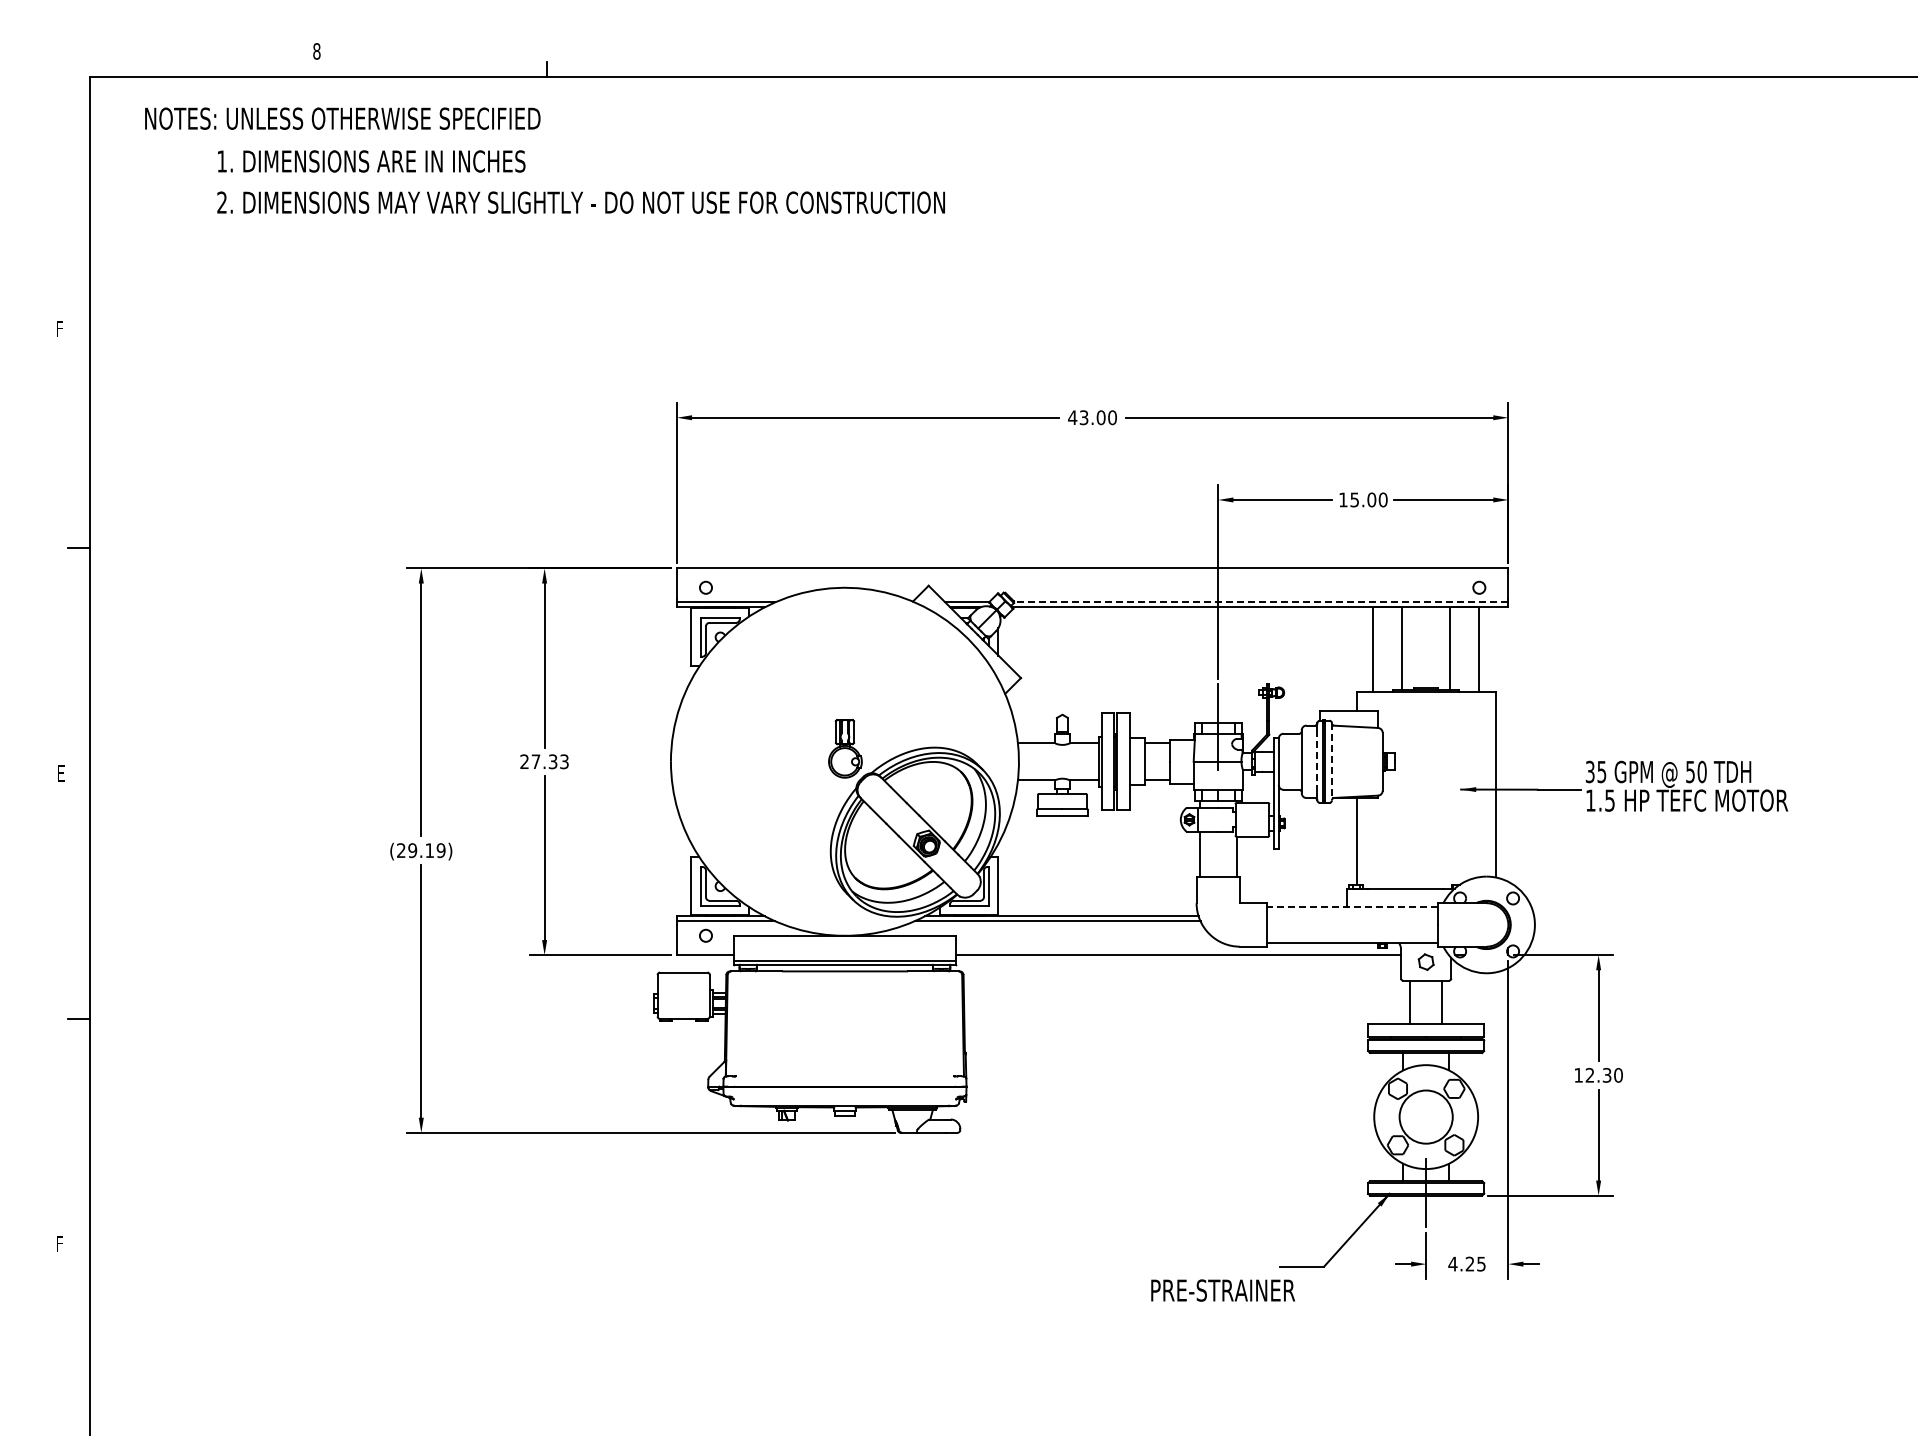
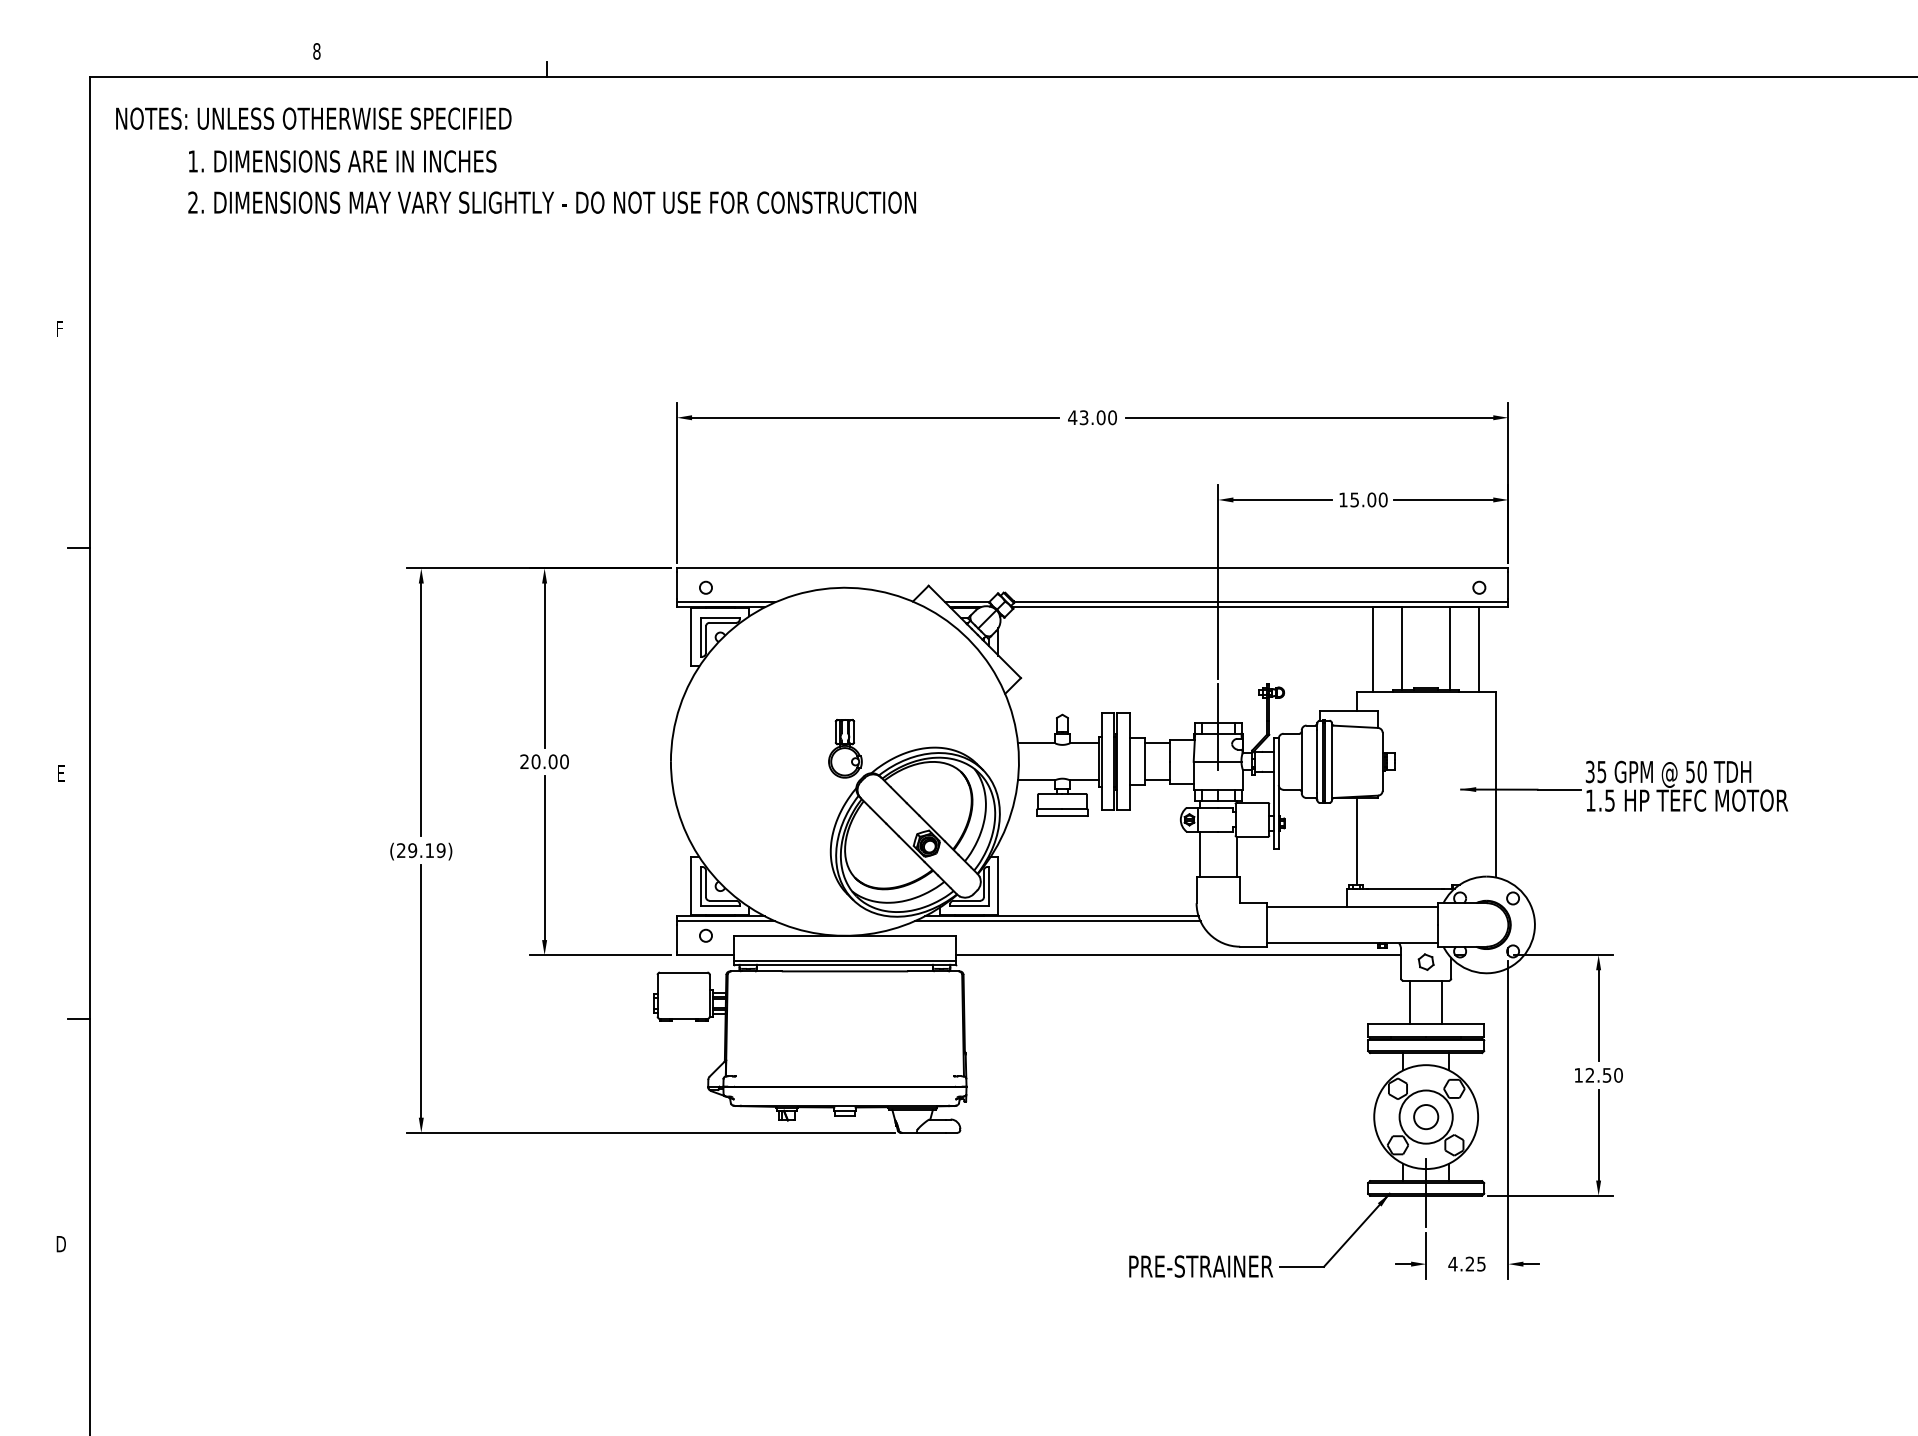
part position: (525, 163) -> (496, 163) (496, 163)
line: dashed -> solid (1260, 602)
text: 27.33 -> 20.00 (549, 761)
line: dashed -> solid (1331, 761)
line: dashed -> solid (1317, 762)
line: dashed -> solid (1352, 906)
text: 12.30 -> 12.50 (1607, 1074)
circle: none -> present (1426, 1117)
text: F -> D (60, 1244)
text position: (1223, 1290) -> (1201, 1266) (1201, 1266)
